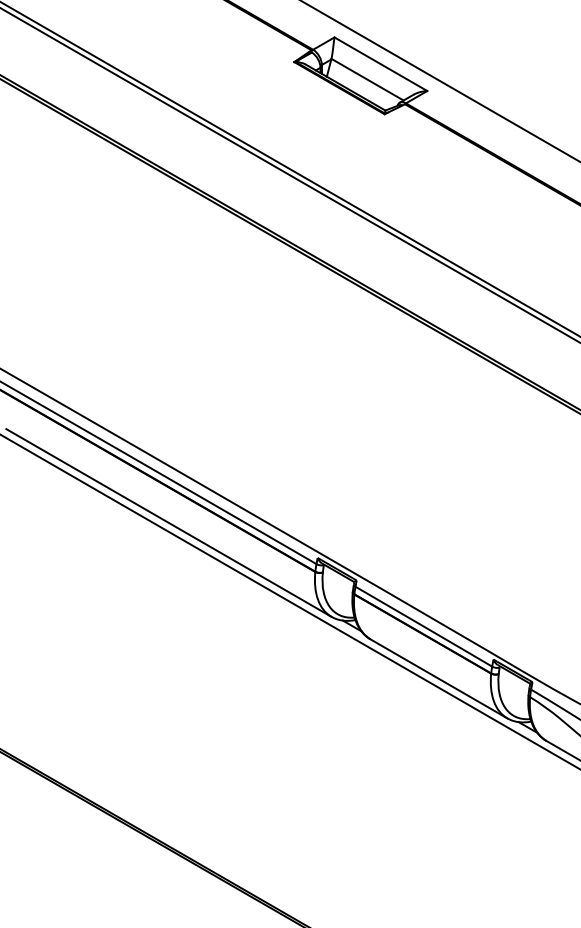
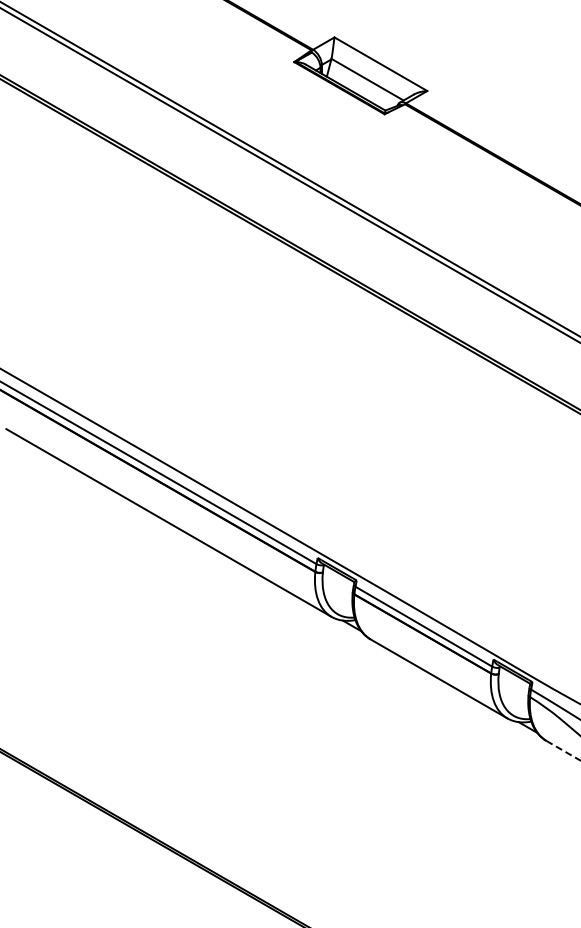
line: present -> none (440, 81)
line: present -> none (289, 601)
line: solid -> dashed (563, 750)
